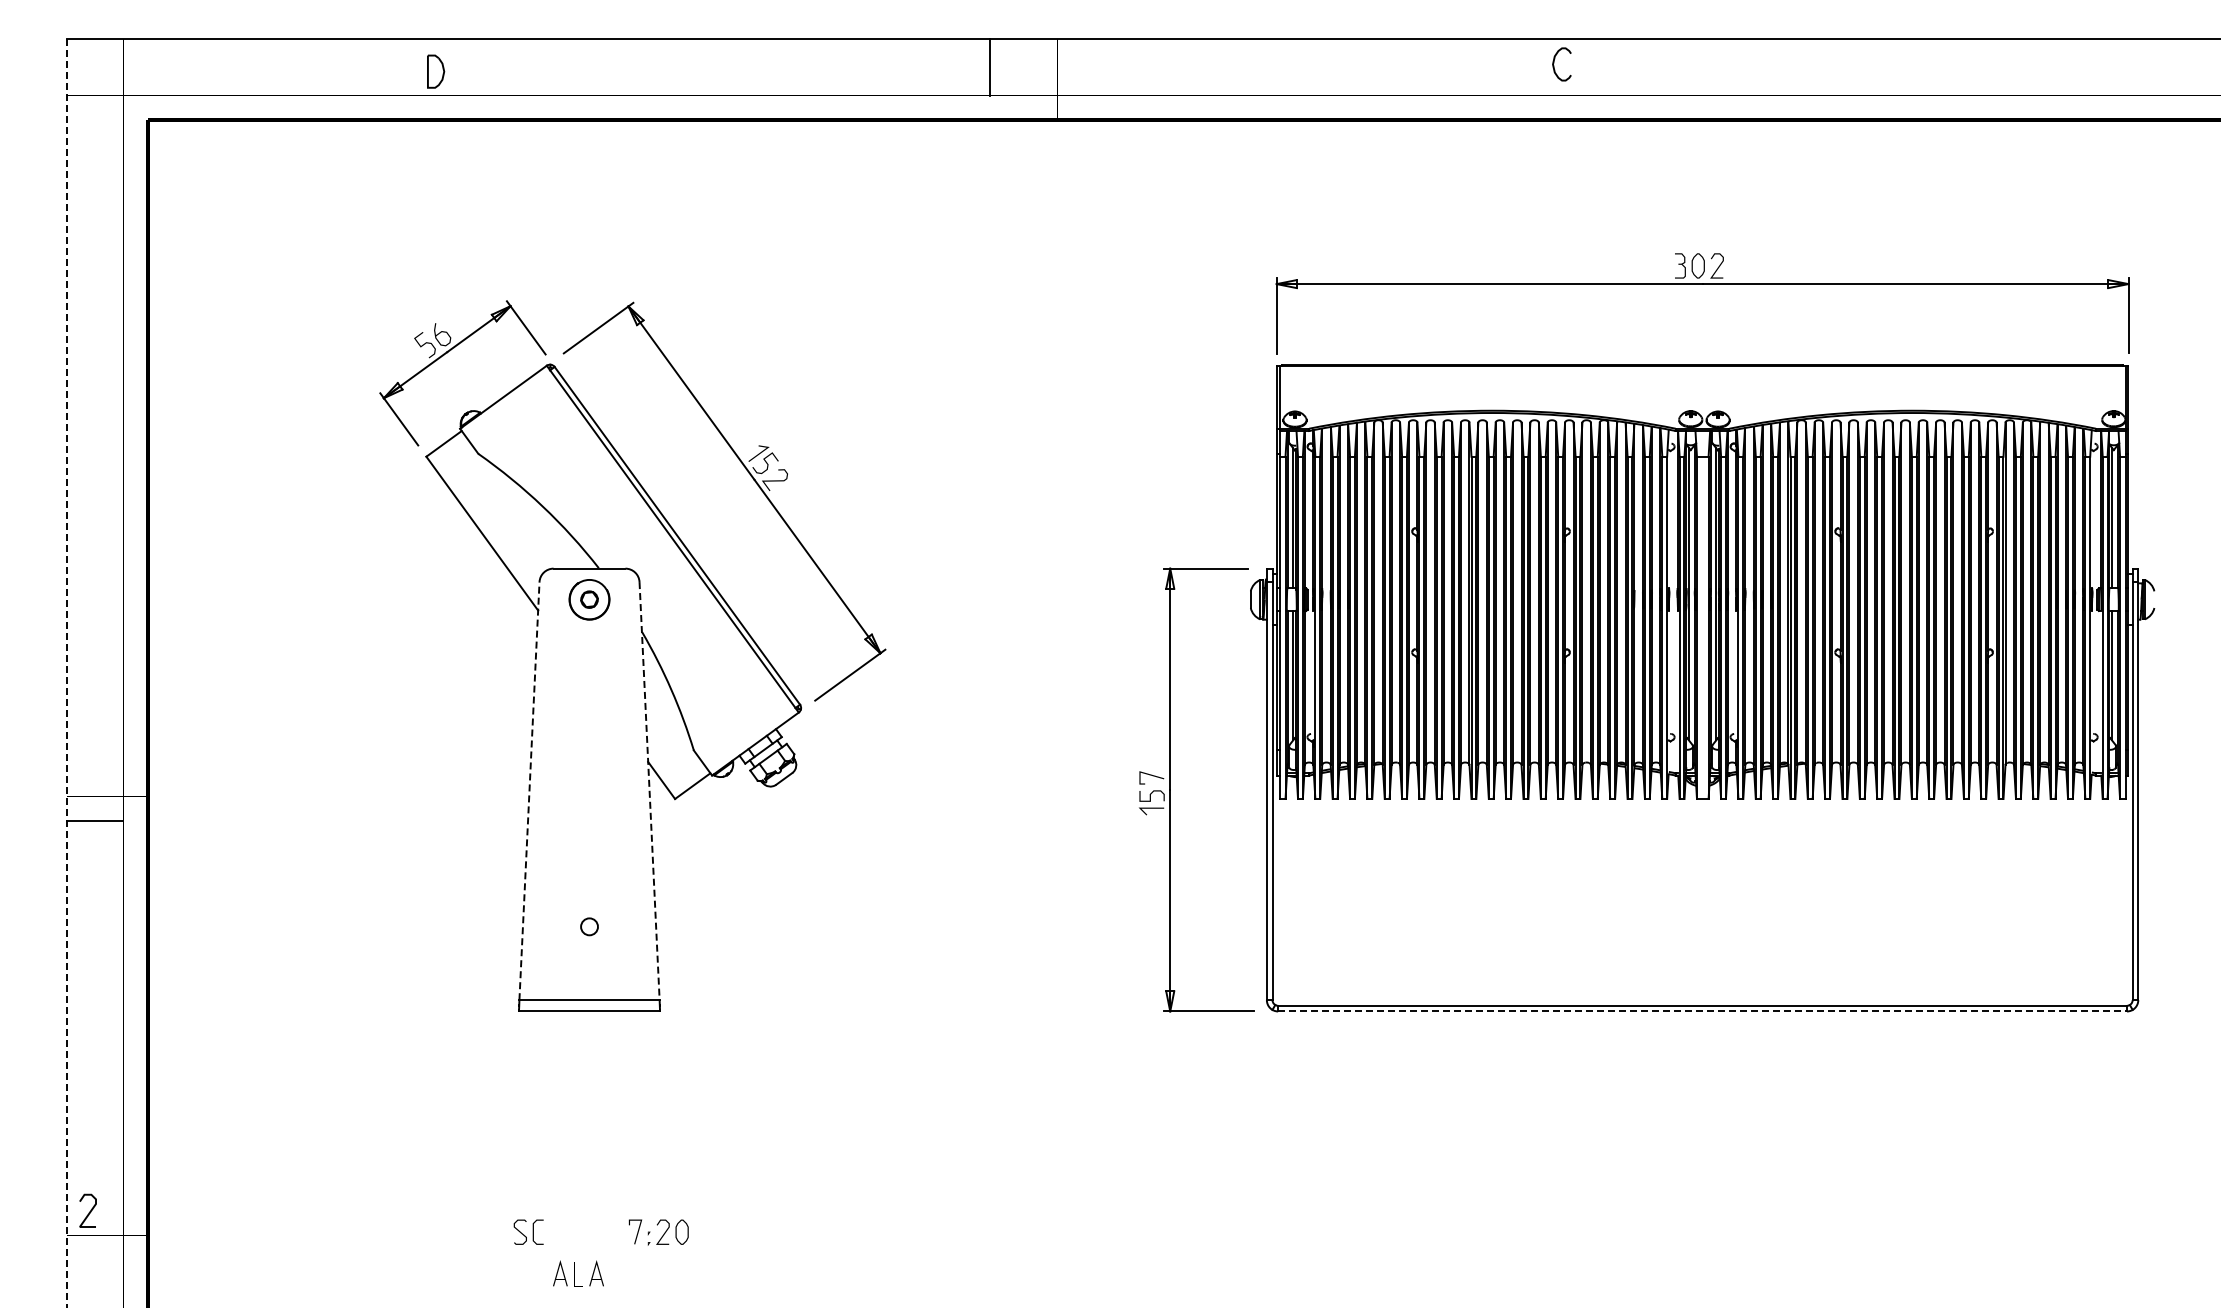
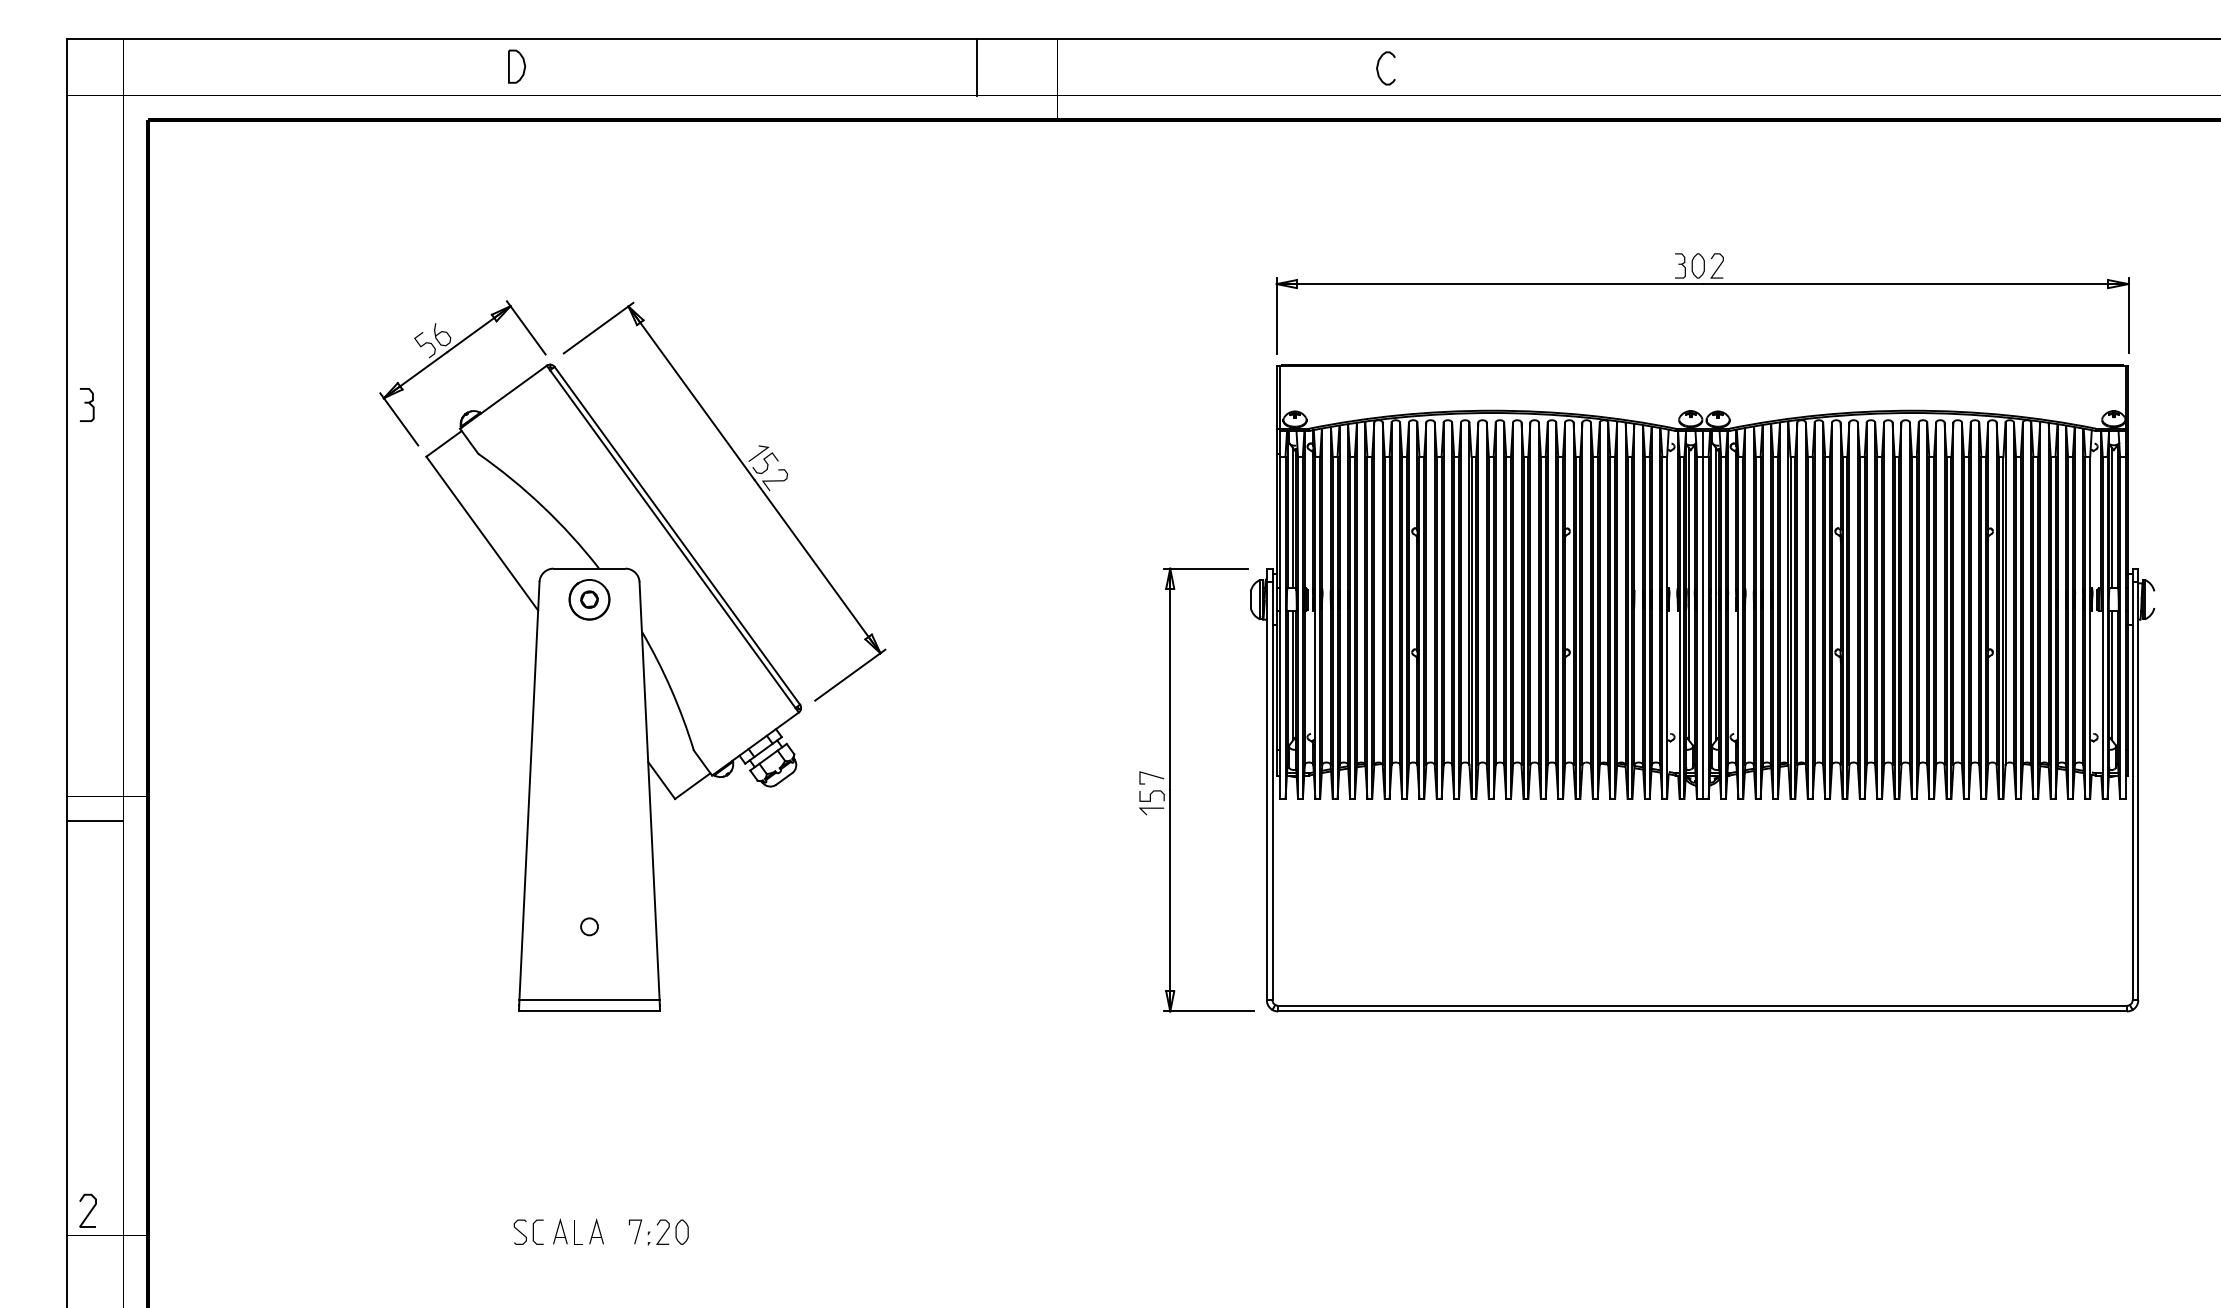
curve position: (1554, 63) -> (1378, 67) (1378, 67)
line position: (990, 67) -> (977, 67) (977, 67)
part position: (436, 71) -> (517, 66) (517, 66)
part: none -> present (87, 404)
line: none -> present (1702, 614)
line: dashed -> solid (66, 672)
line: dashed -> solid (529, 790)
line: dashed -> solid (649, 791)
line: dashed -> solid (1703, 1011)
part position: (578, 1273) -> (578, 1231) (578, 1231)
